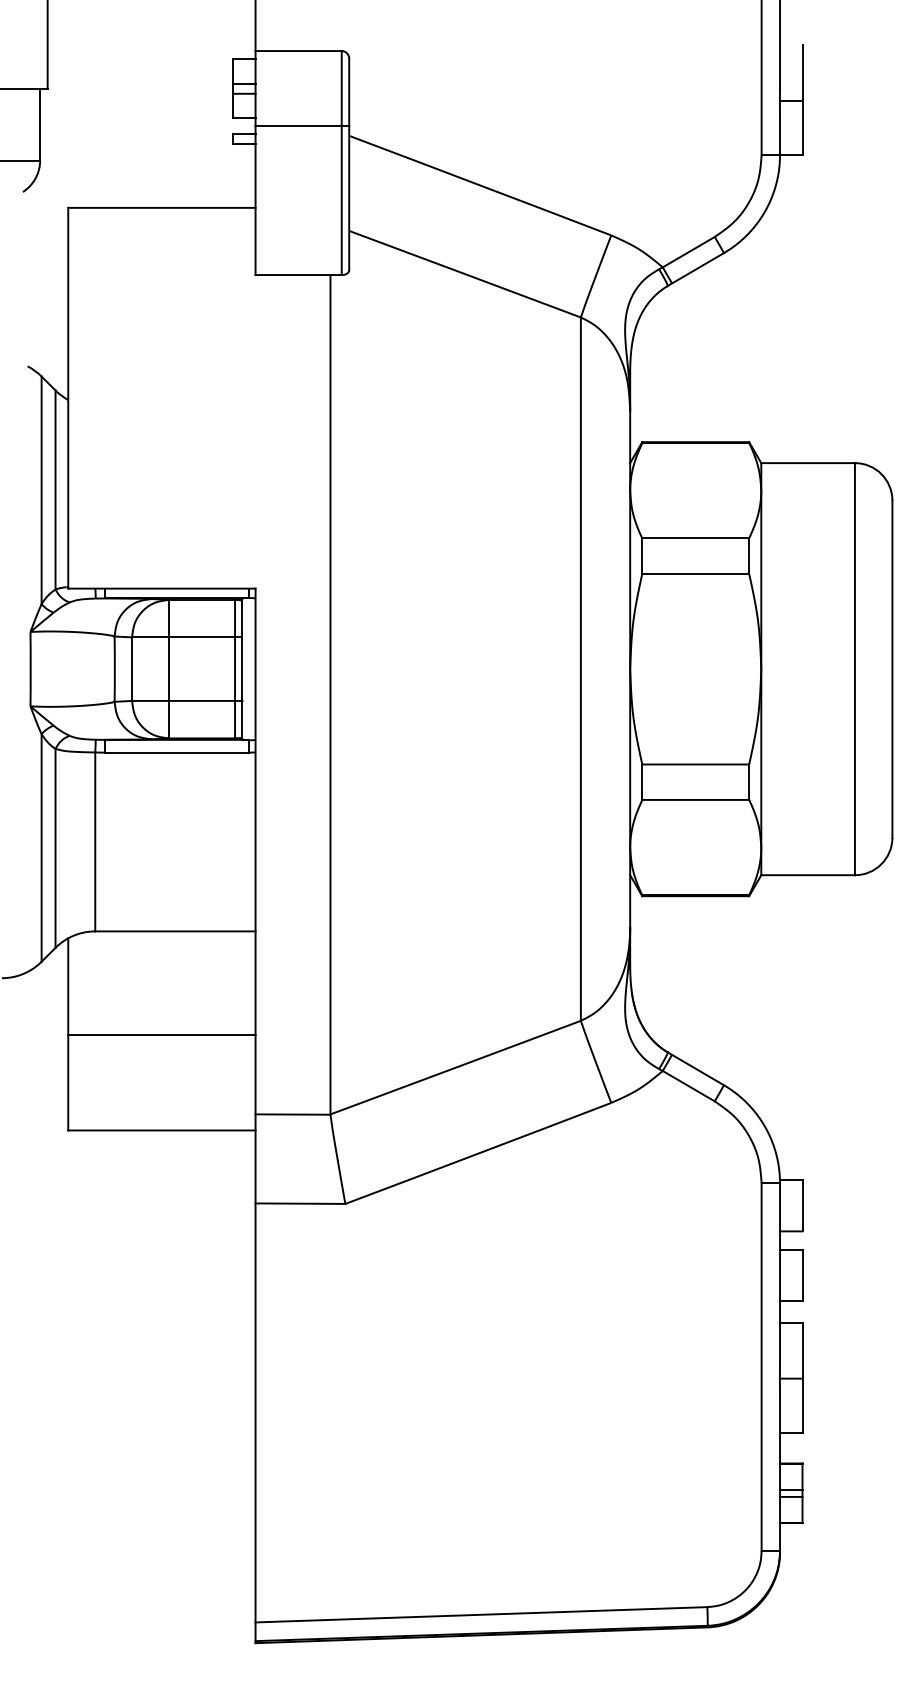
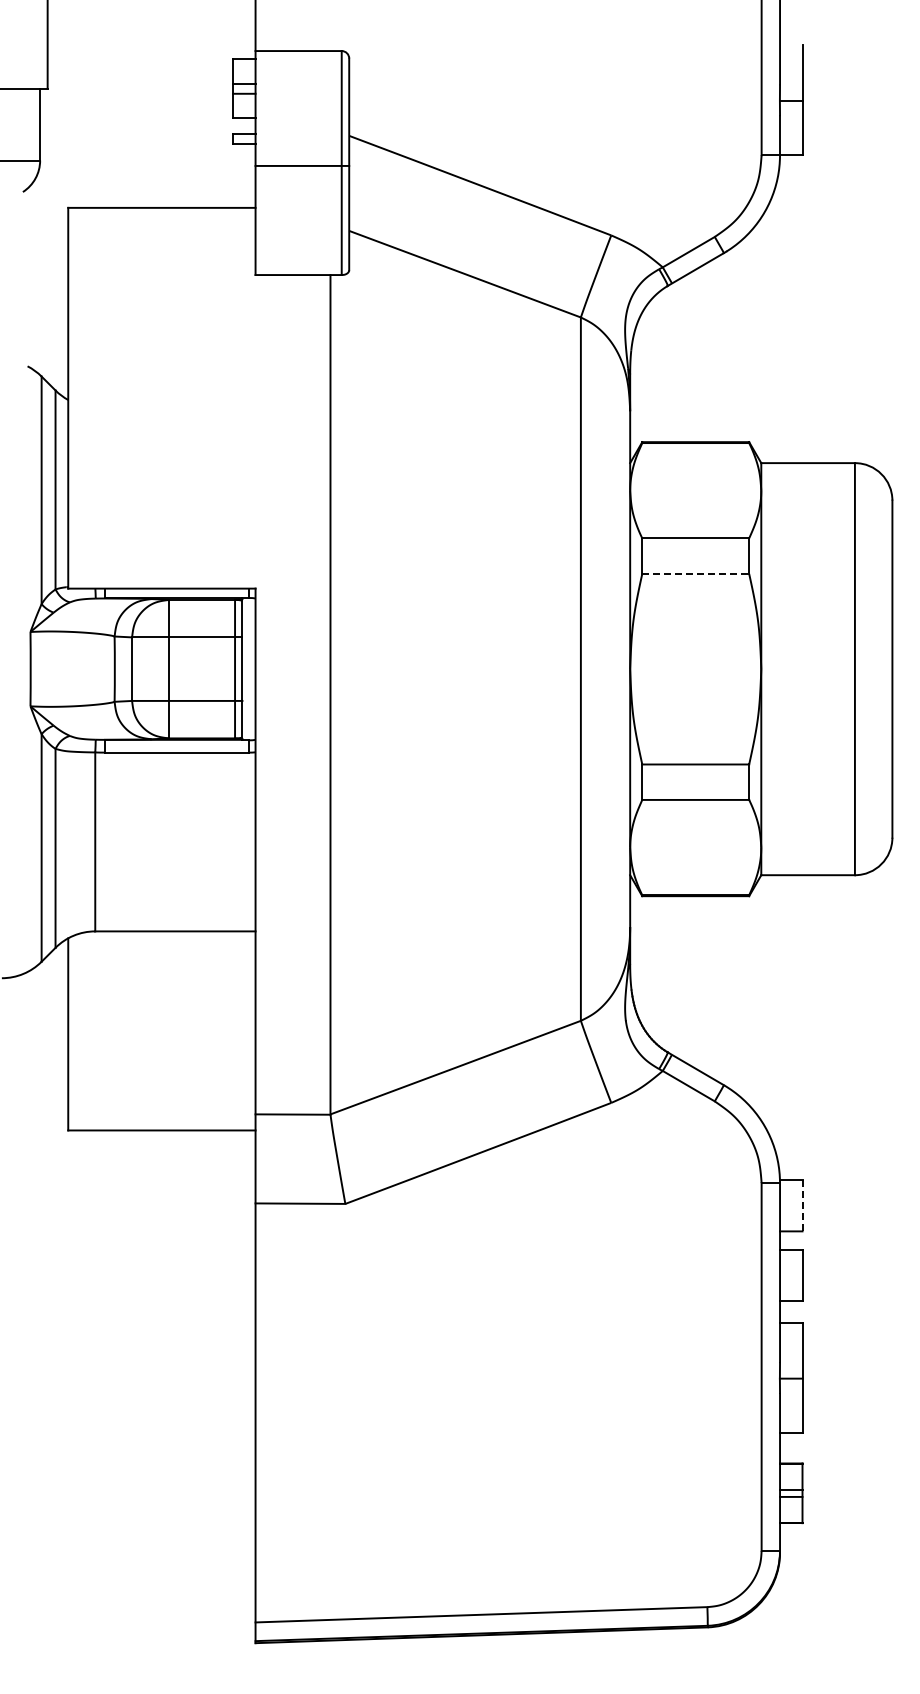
line position: (302, 125) -> (302, 165) (302, 165)
line: solid -> dashed (696, 573)
line: present -> none (161, 1035)
line: solid -> dashed (802, 1205)
